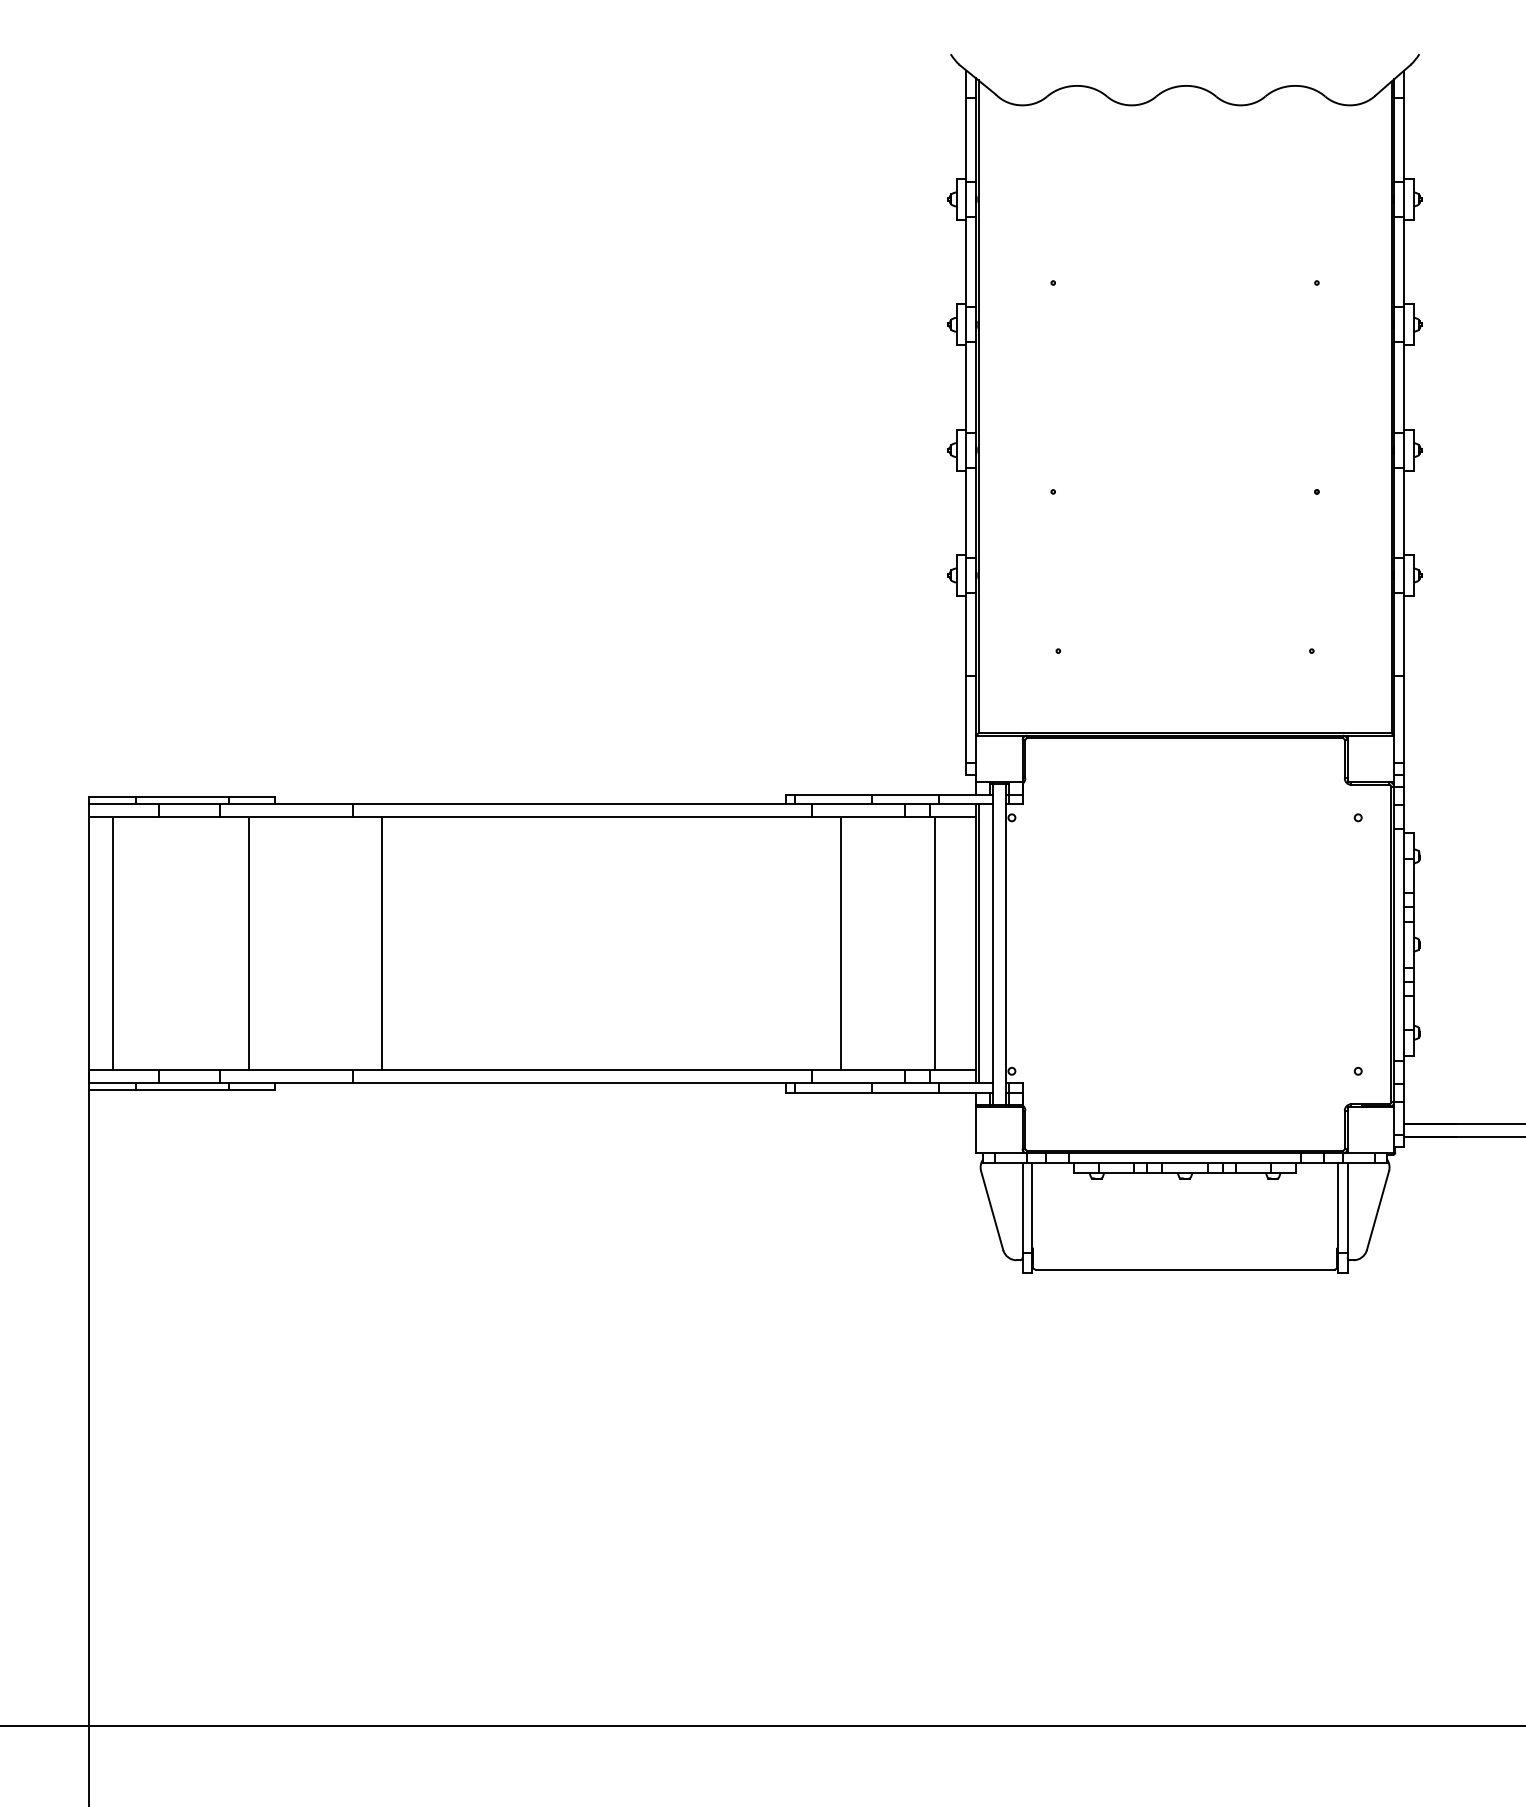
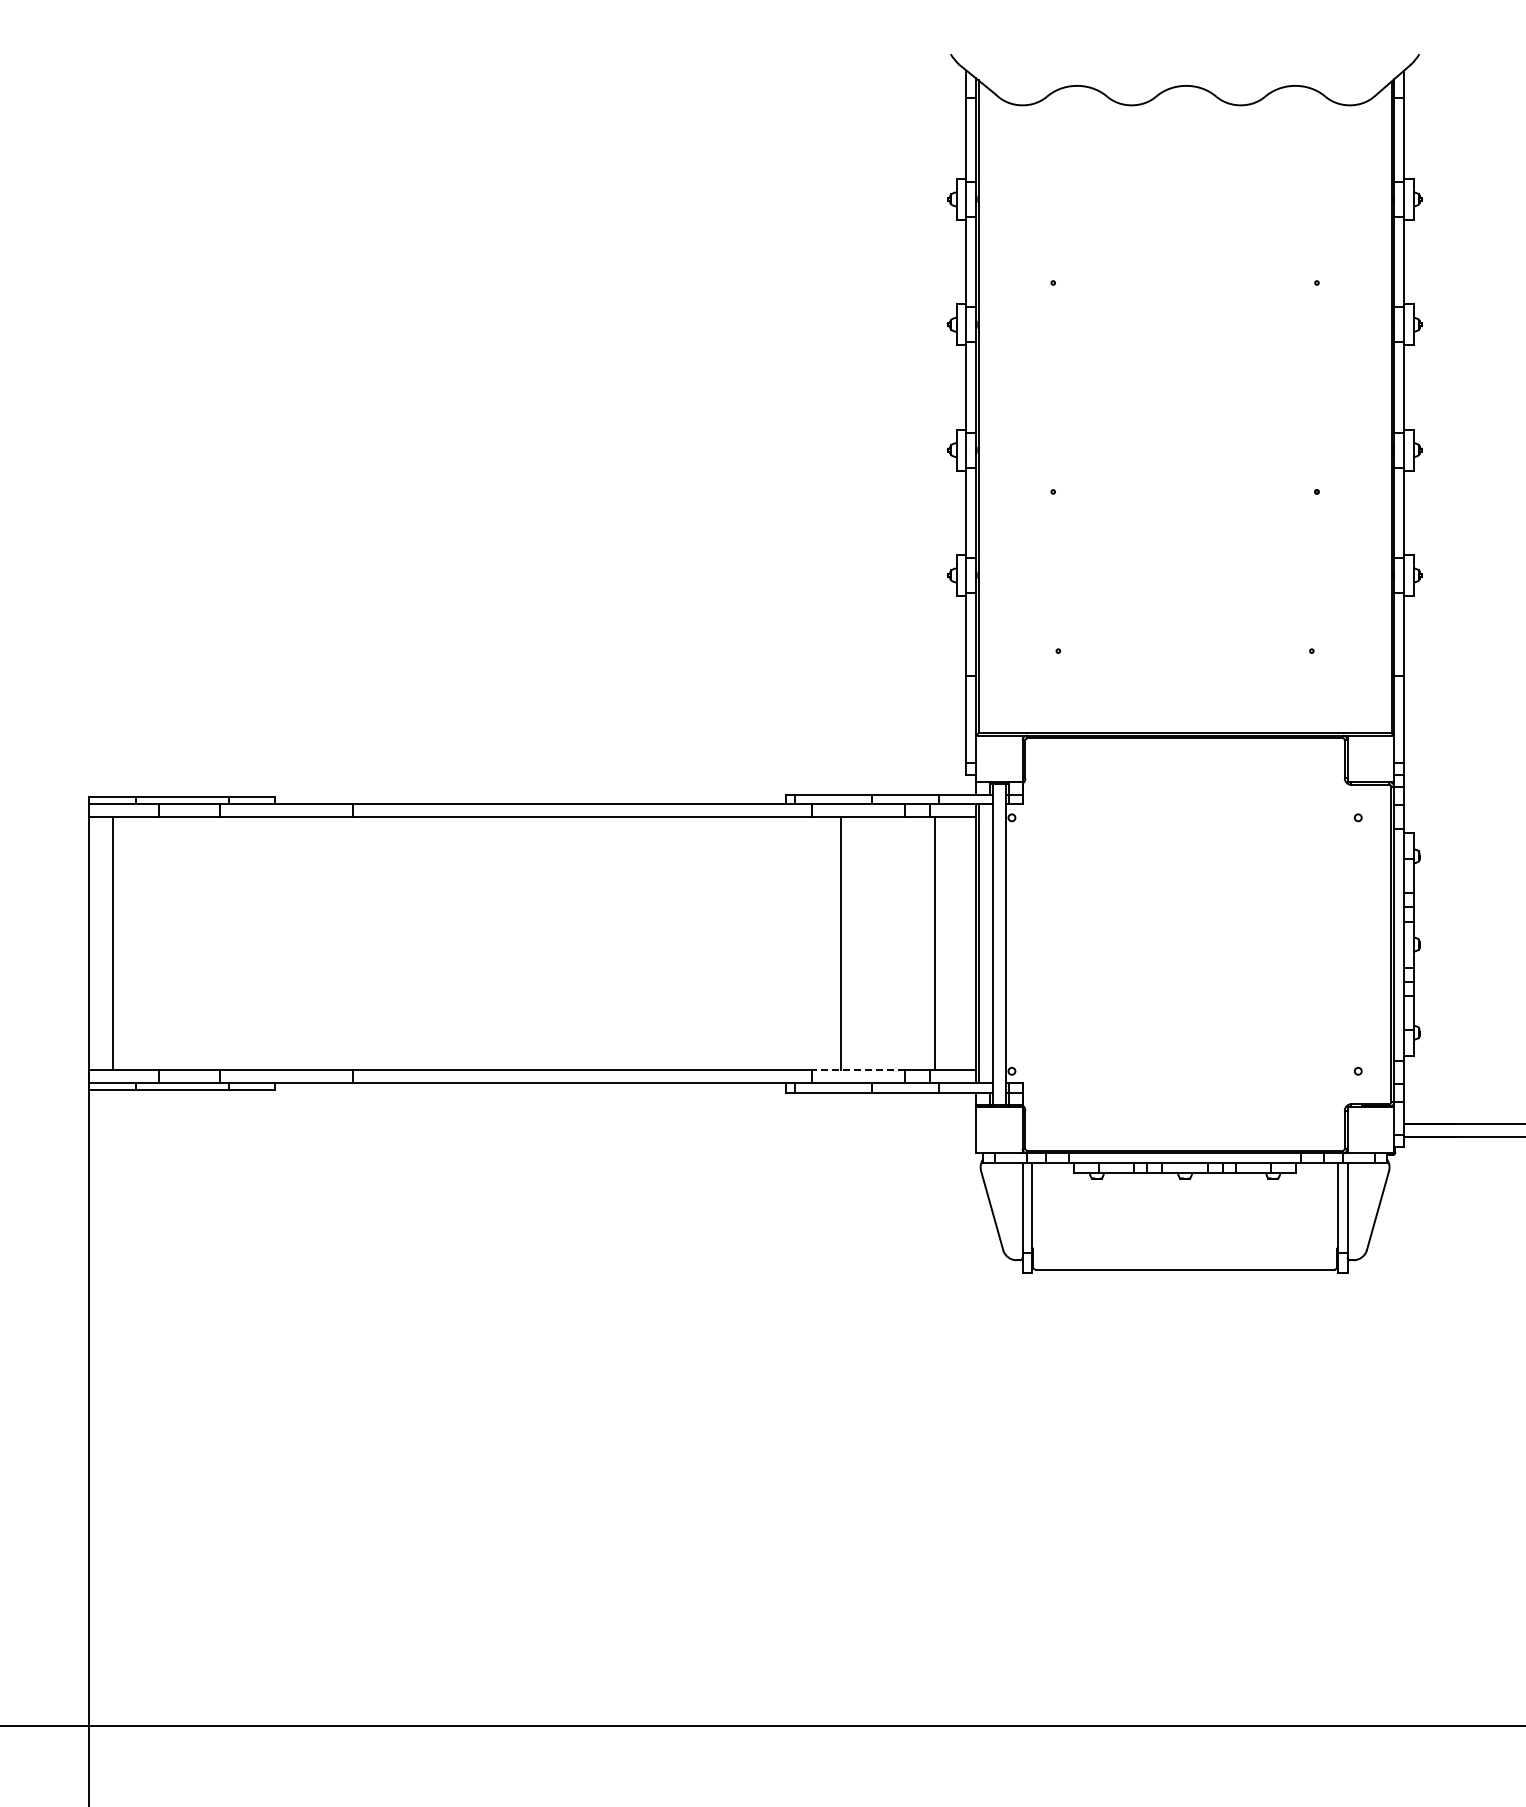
line: present -> none (249, 943)
line: present -> none (382, 943)
line: solid -> dashed (858, 1070)
